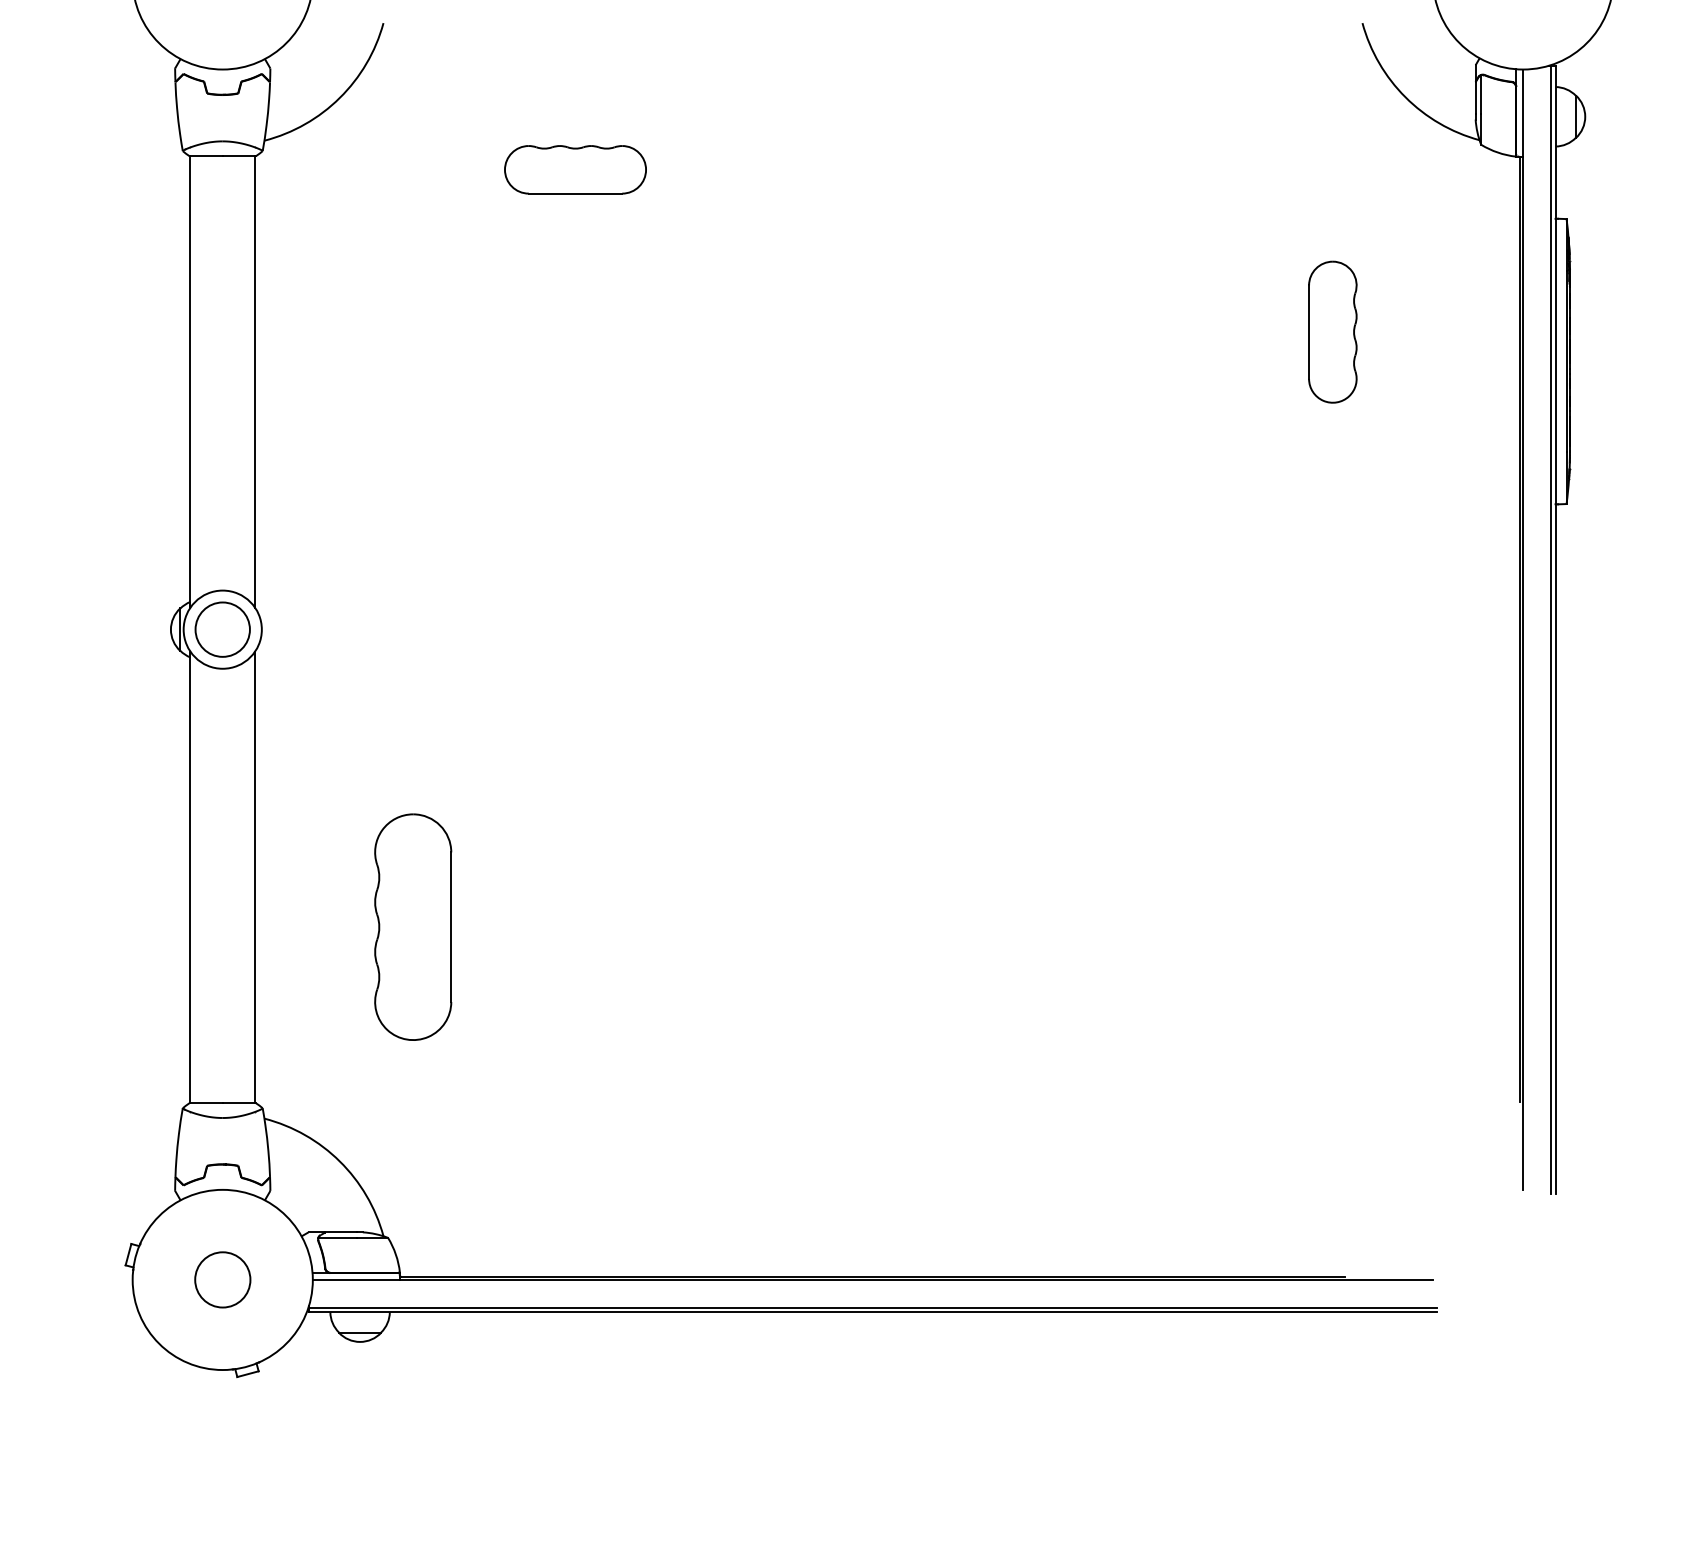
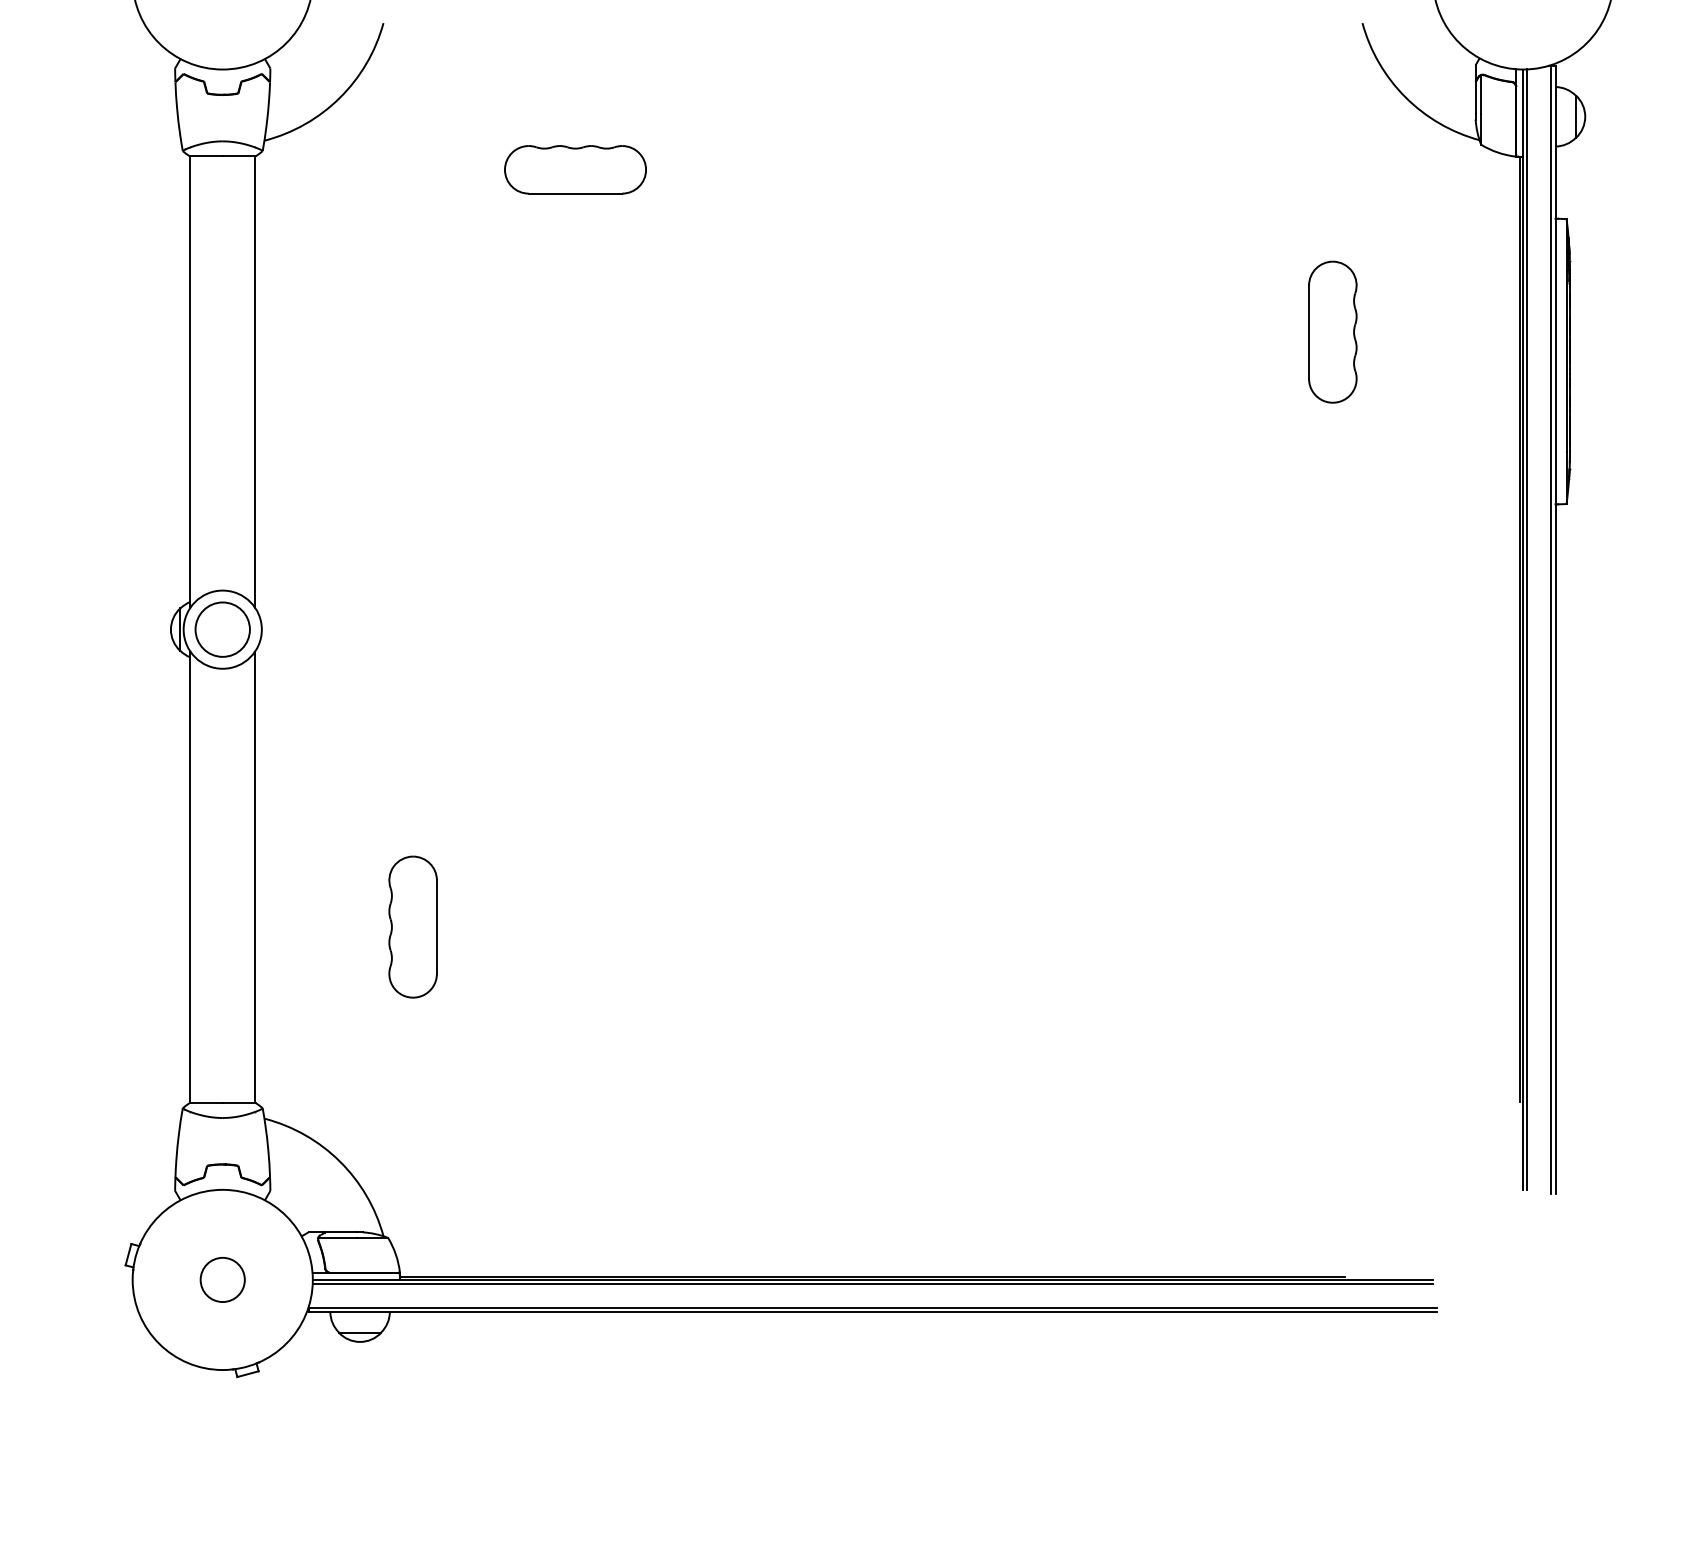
line: none -> present (1527, 629)
part size: 79x228 px -> 50x144 px (412, 926)
circle size: 58x58 px -> 47x46 px (222, 1279)
line: none -> present (872, 1284)
